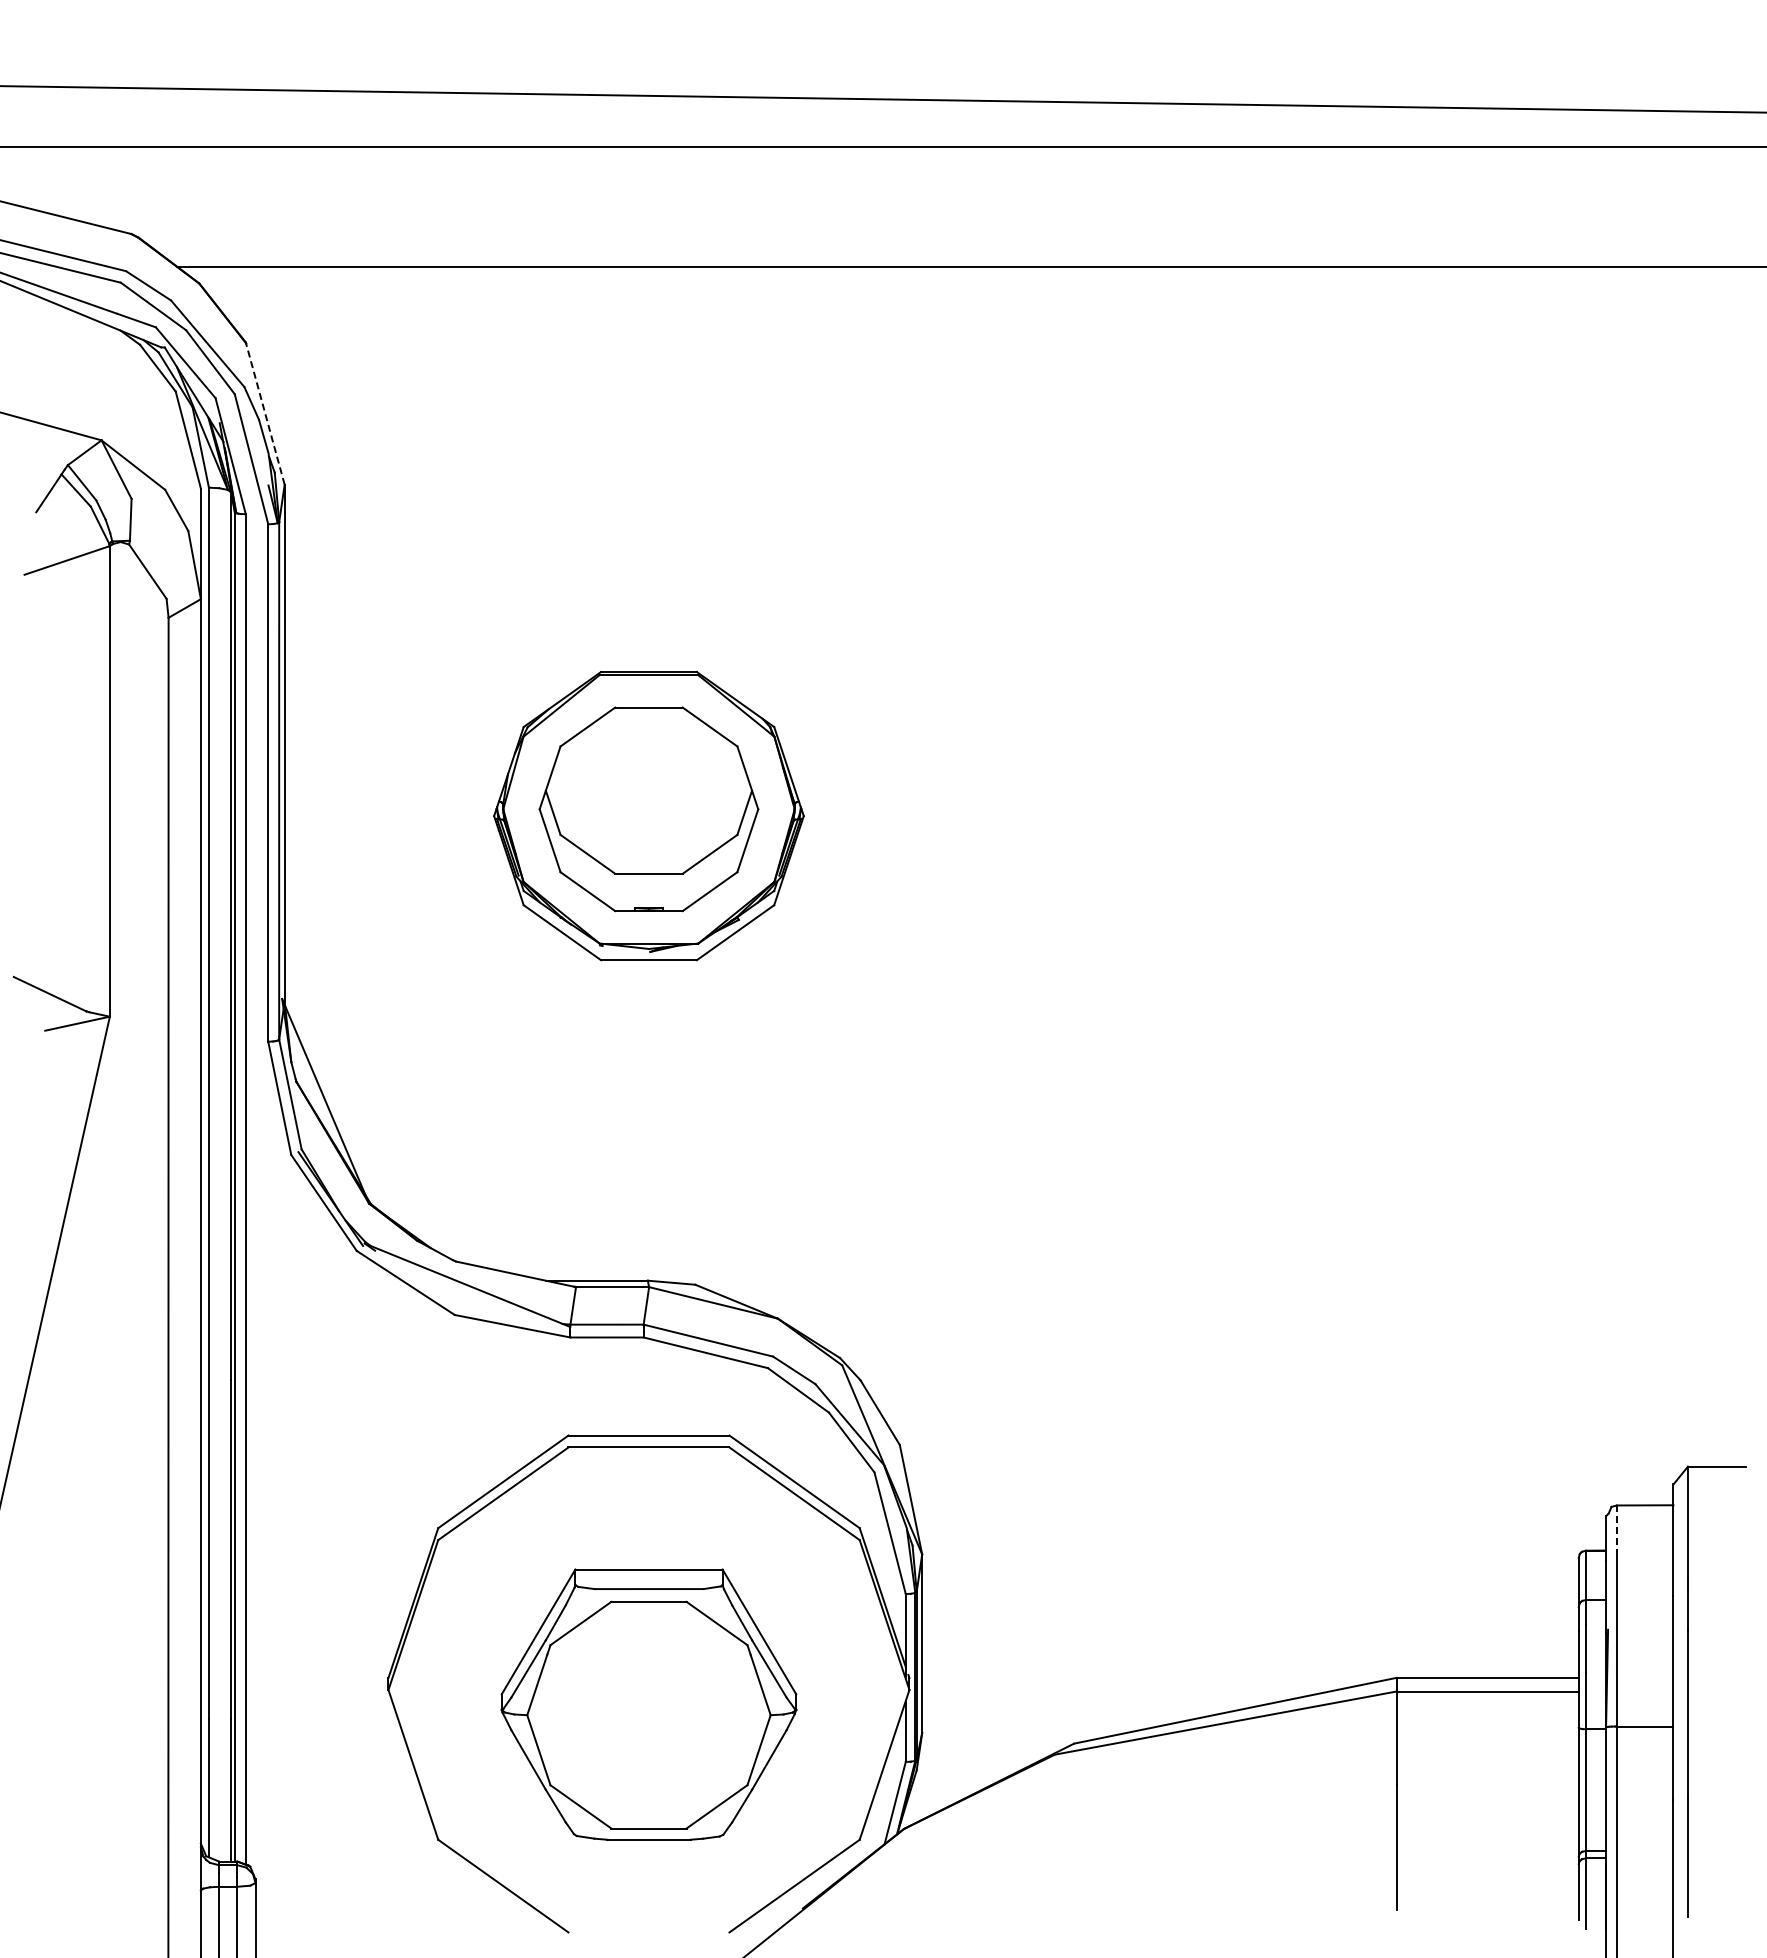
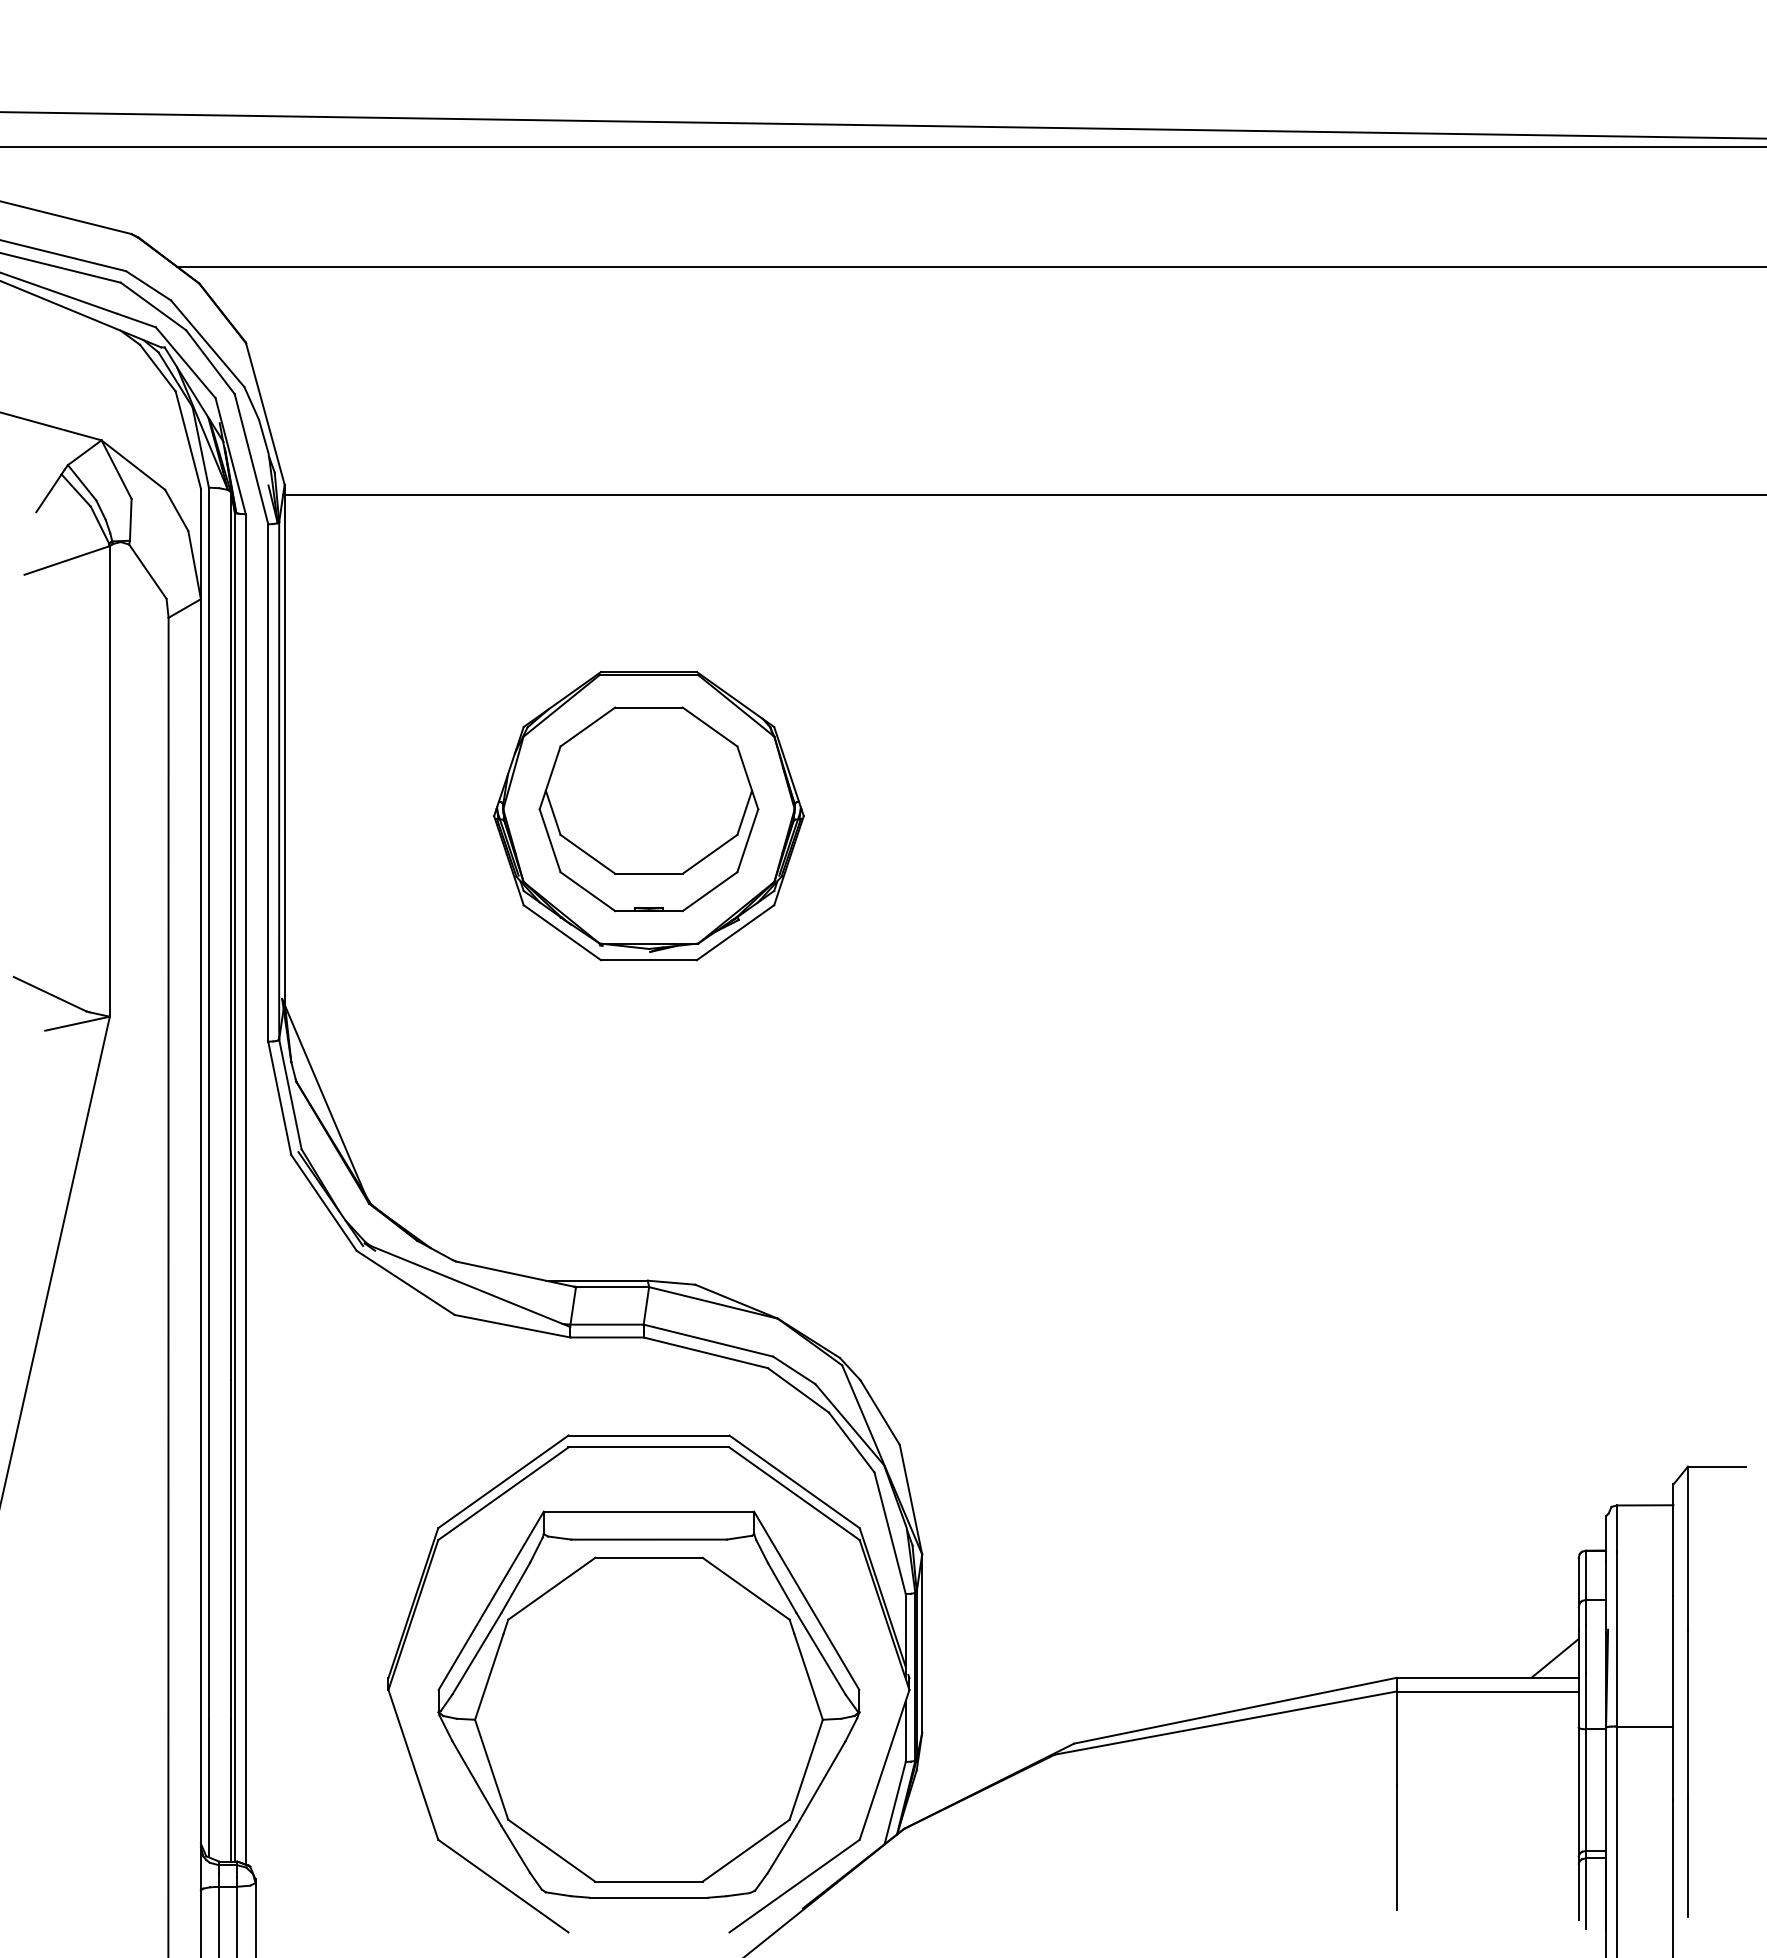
line position: (882, 99) -> (882, 125) (882, 125)
line: dashed -> solid (265, 413)
line: none -> present (1023, 494)
line: dashed -> solid (1616, 1529)
line: none -> present (1554, 1658)
part size: 298x273 px -> 424x389 px (648, 1704)
